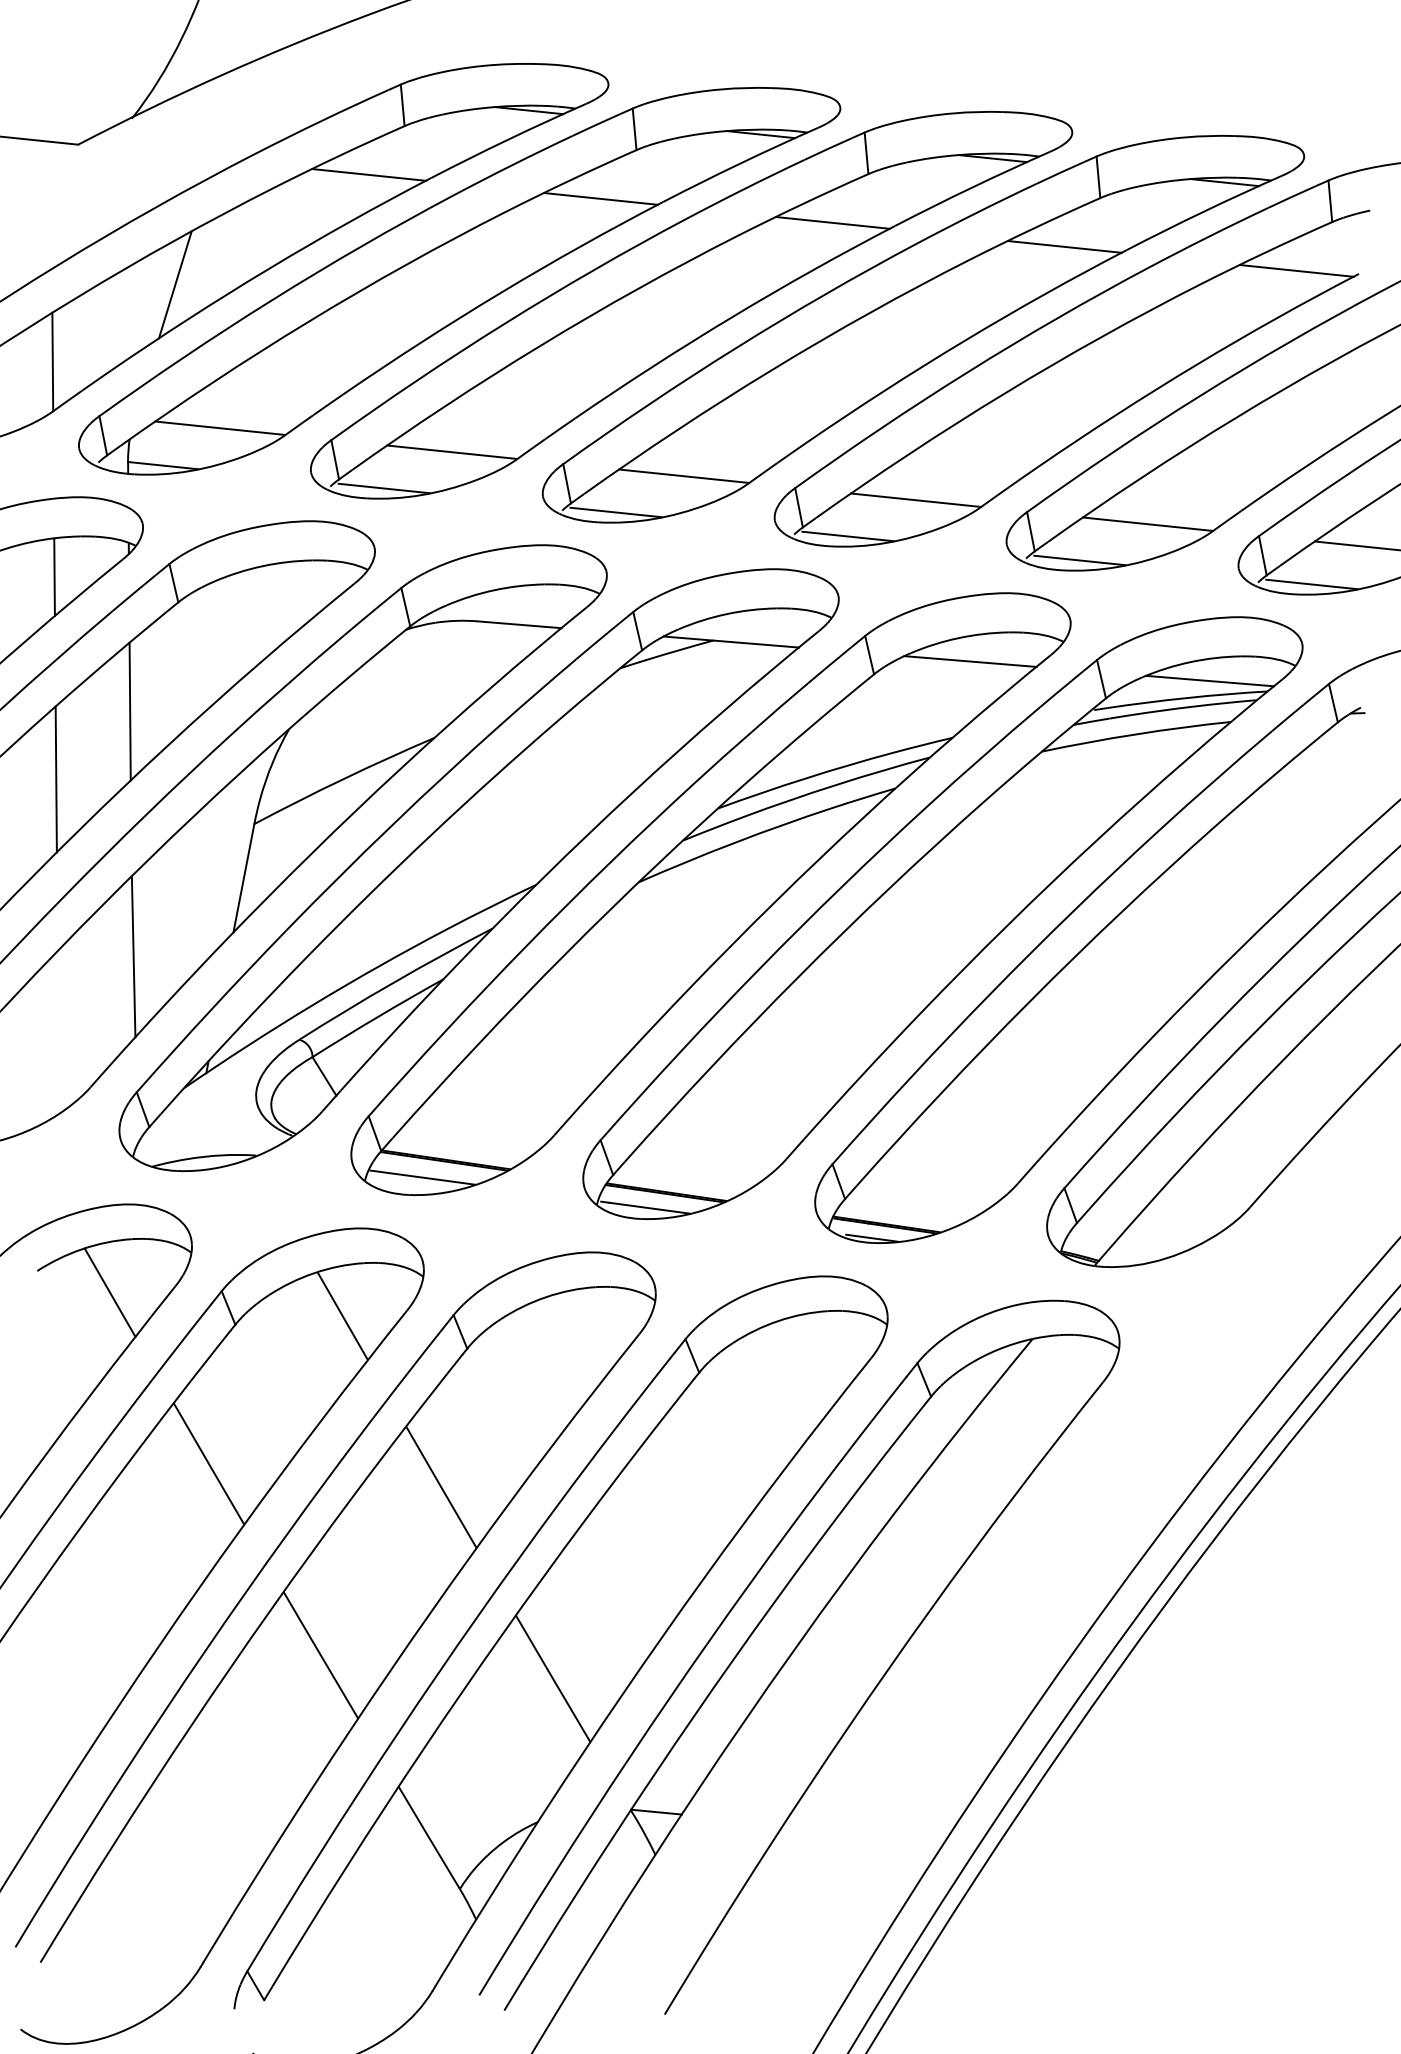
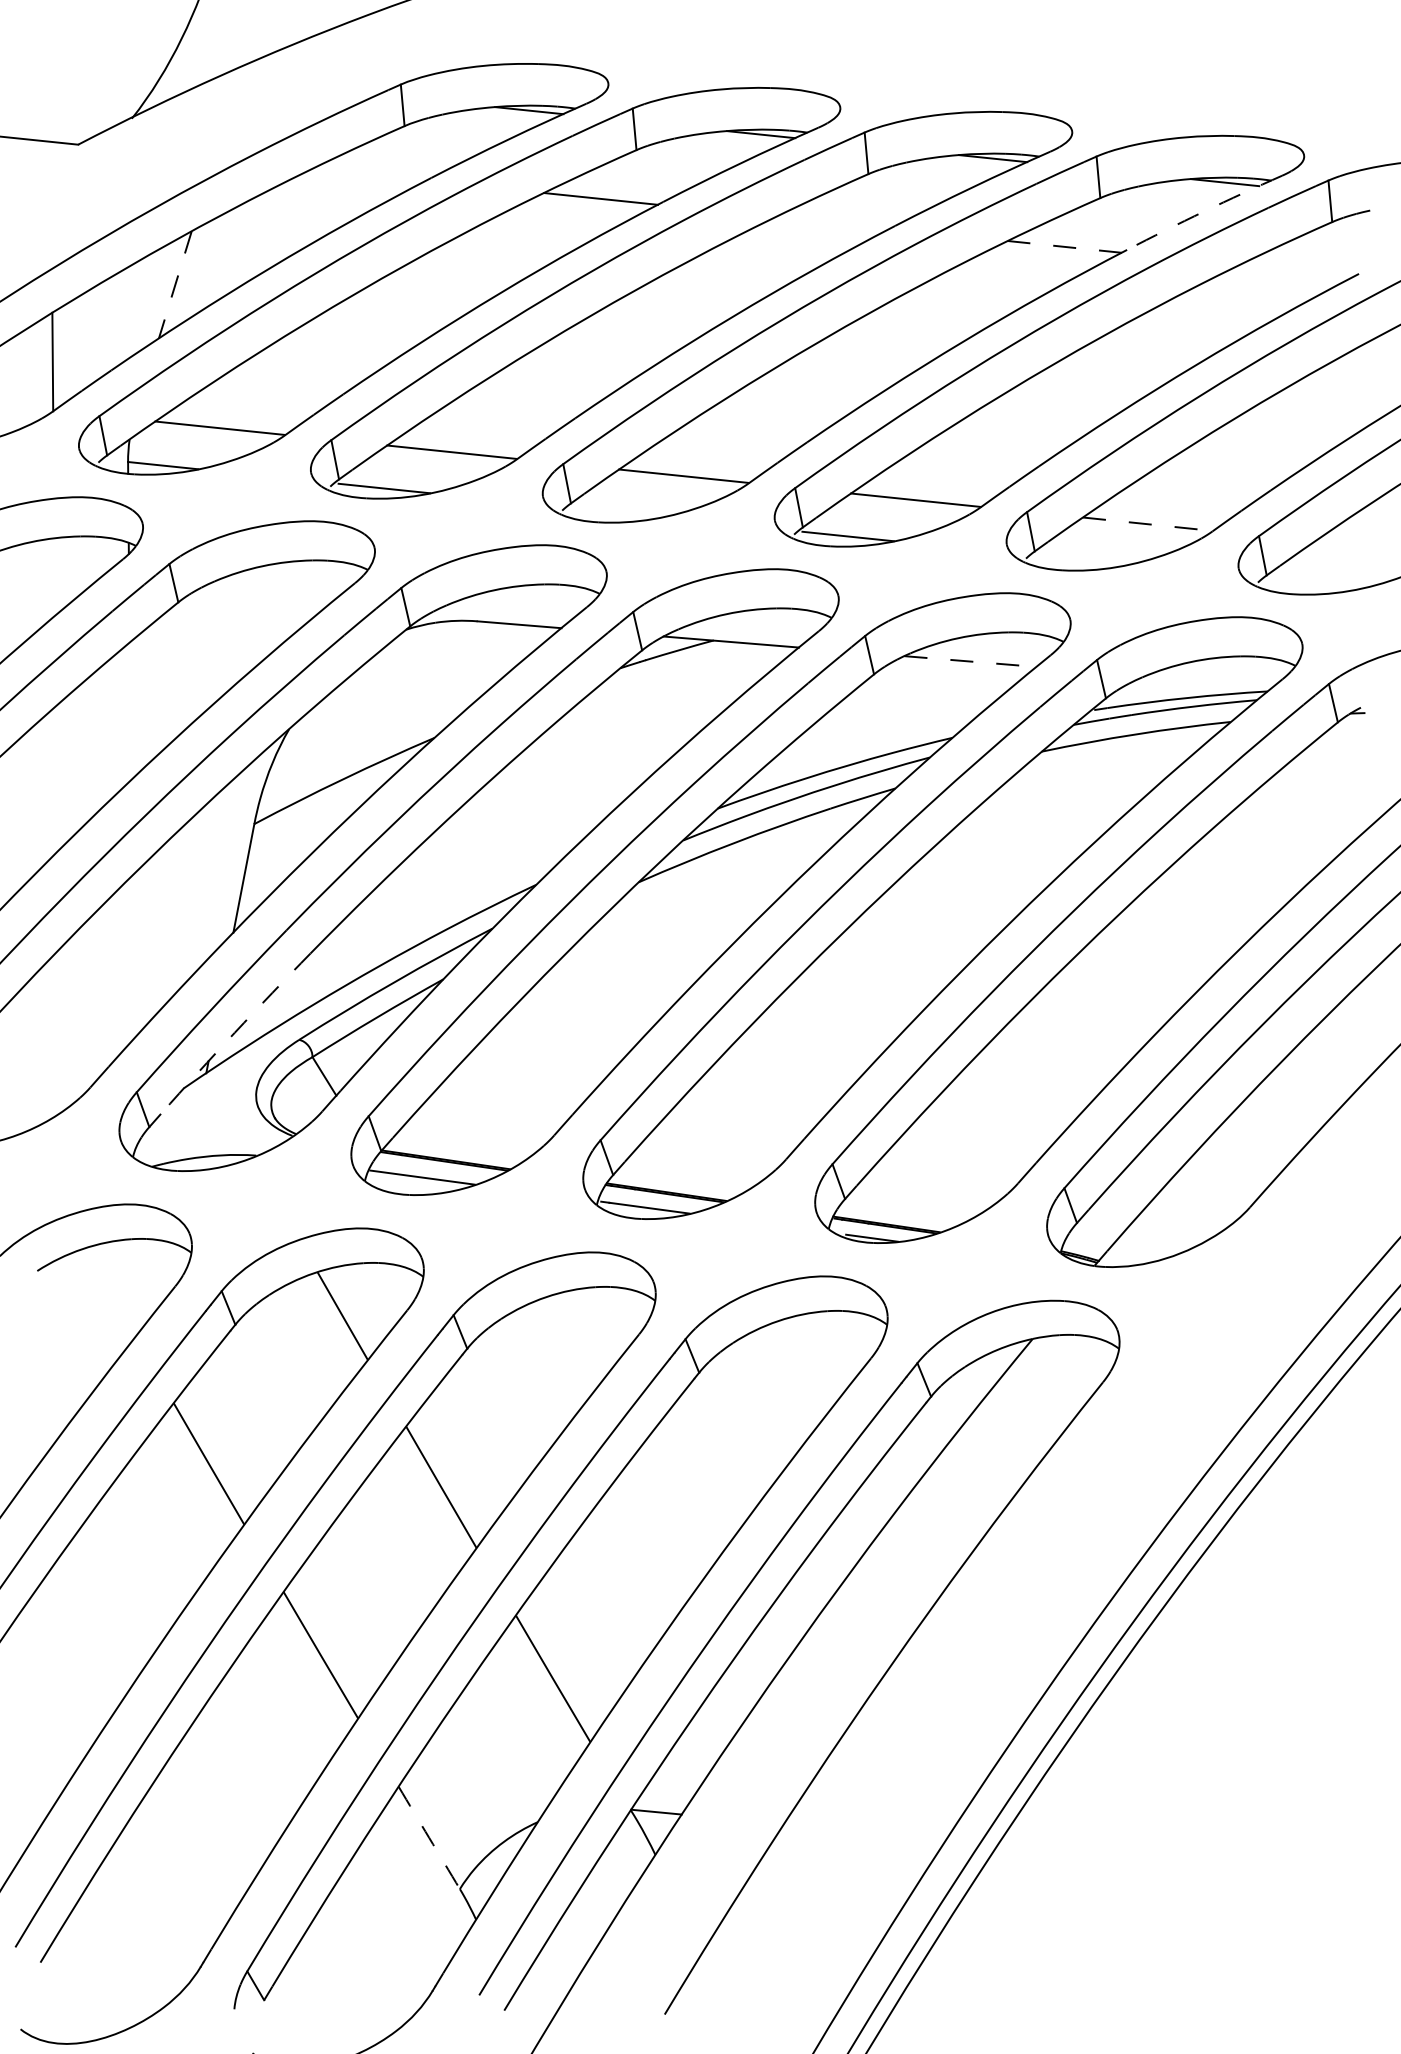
line: present -> none (369, 174)
arc: solid -> dashed (1204, 211)
line: present -> none (833, 222)
line: solid -> dashed (1064, 246)
line: present -> none (1296, 270)
line: solid -> dashed (175, 284)
line: present -> none (615, 512)
line: solid -> dashed (1148, 524)
line: present -> none (1355, 545)
line: present -> none (1079, 560)
line: present -> none (54, 577)
line: present -> none (1311, 584)
line: solid -> dashed (971, 661)
line: present -> none (1210, 680)
line: present -> none (129, 711)
line: present -> none (55, 779)
line: present -> none (133, 956)
arc: solid -> dashed (234, 1032)
line: present -> none (109, 1292)
arc: solid -> dashed (429, 1837)
